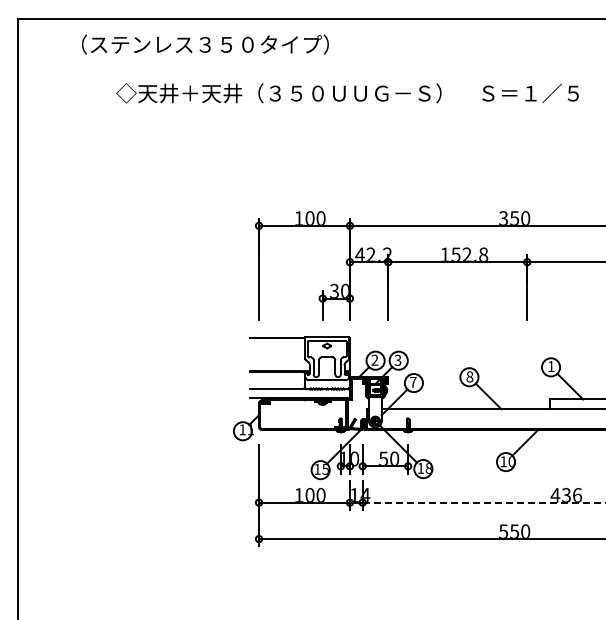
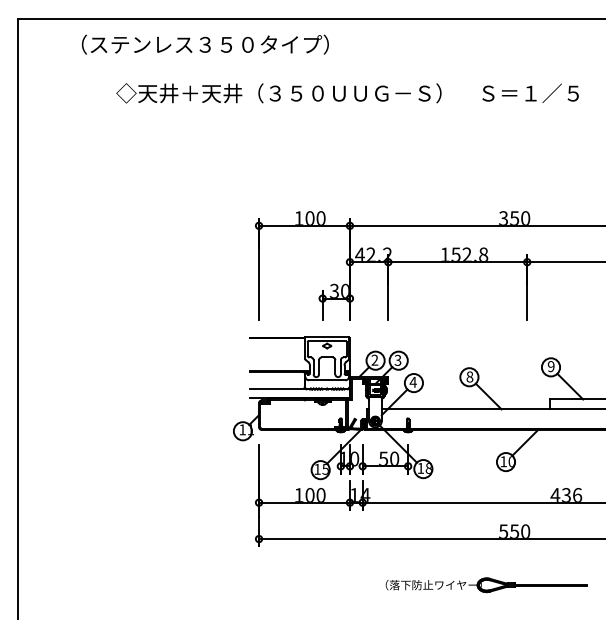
text: 1 -> 9 (550, 366)
text: 7 -> 4 (412, 382)
line: dashed -> solid (484, 502)
part: none -> present (486, 585)
